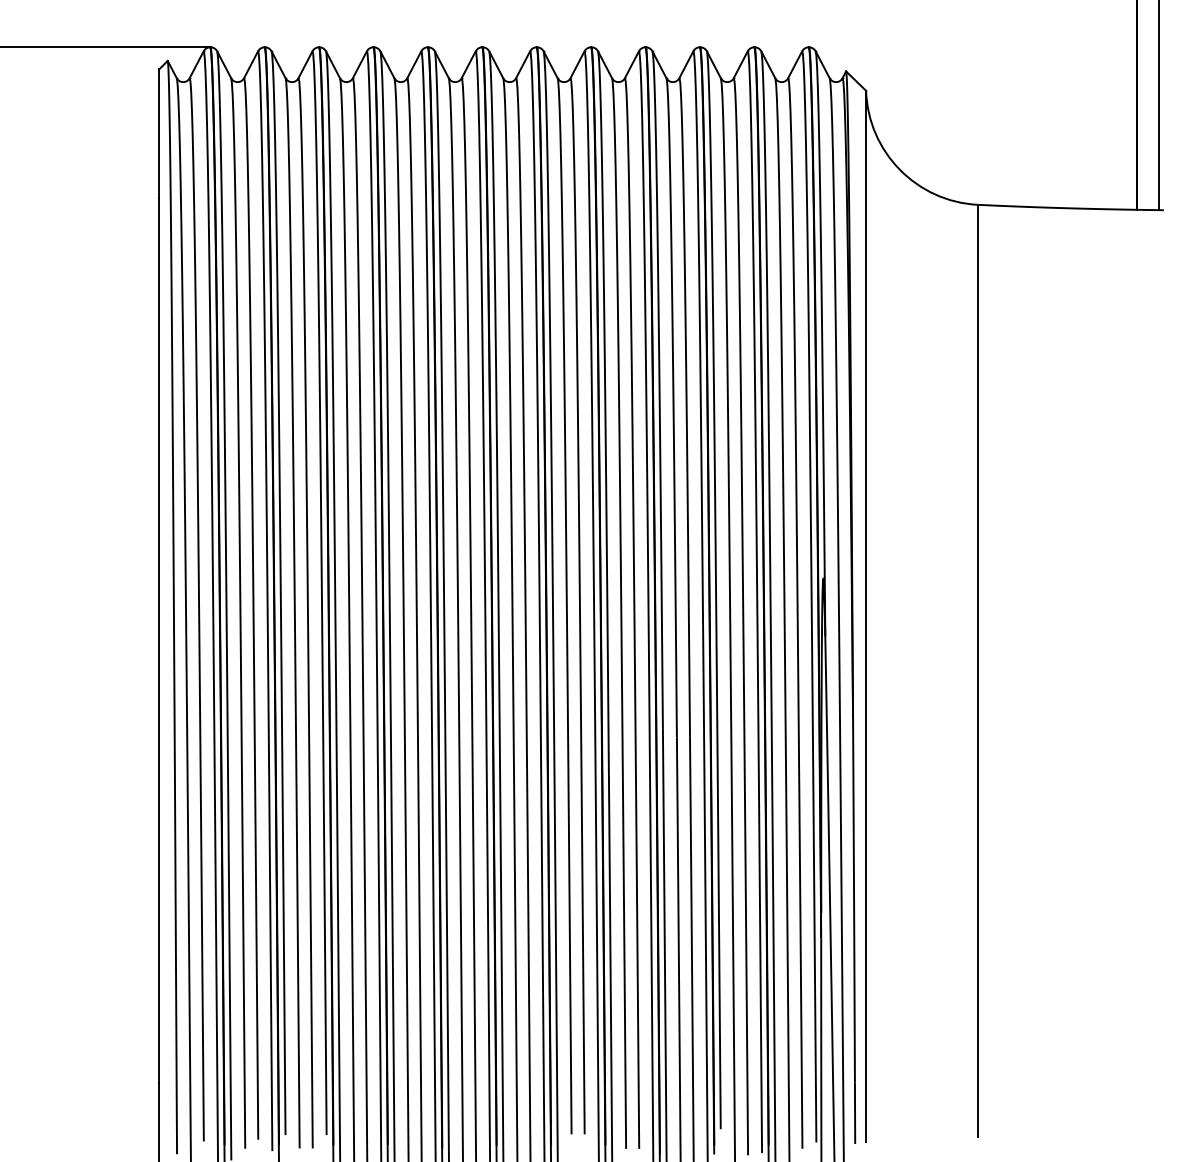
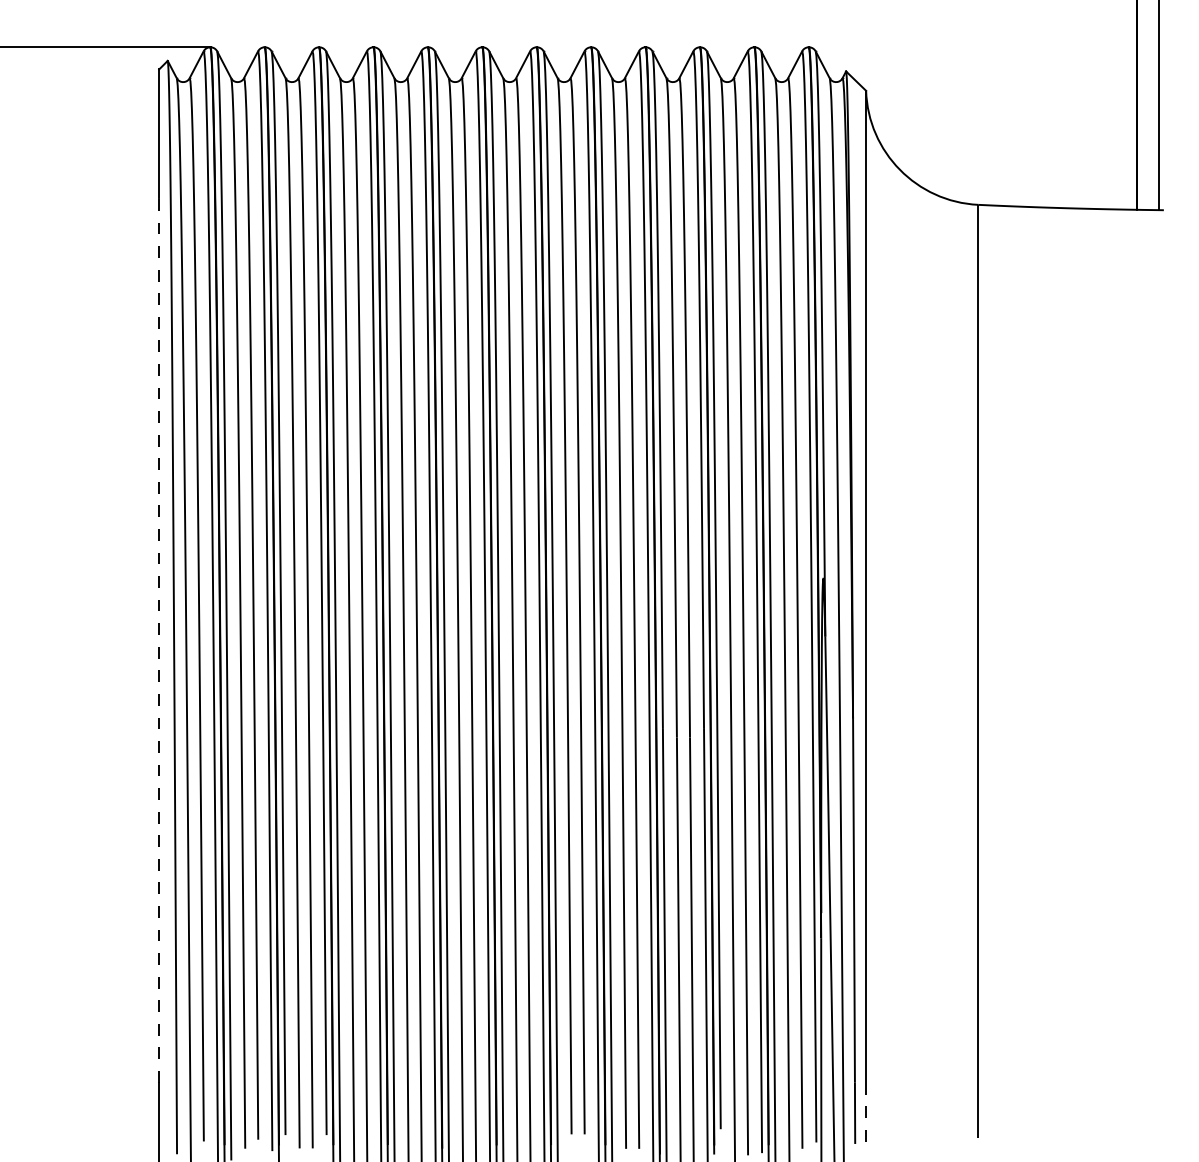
line: solid -> dashed (159, 639)
line: solid -> dashed (866, 1112)
